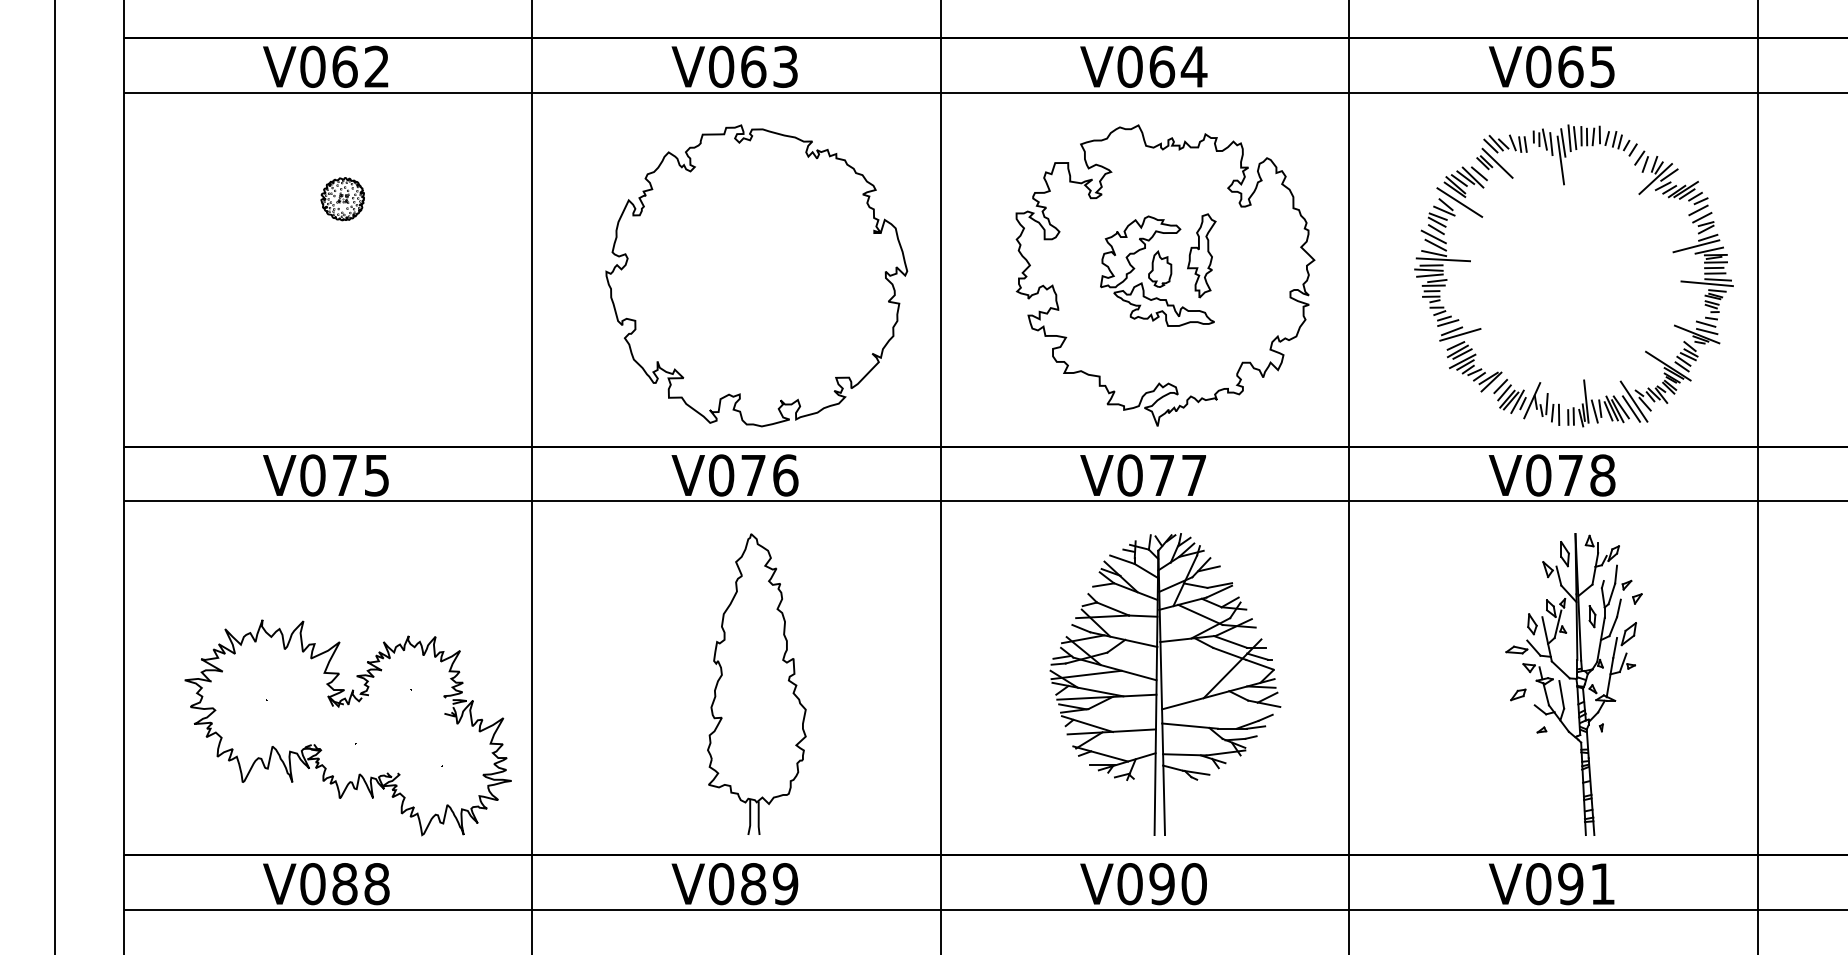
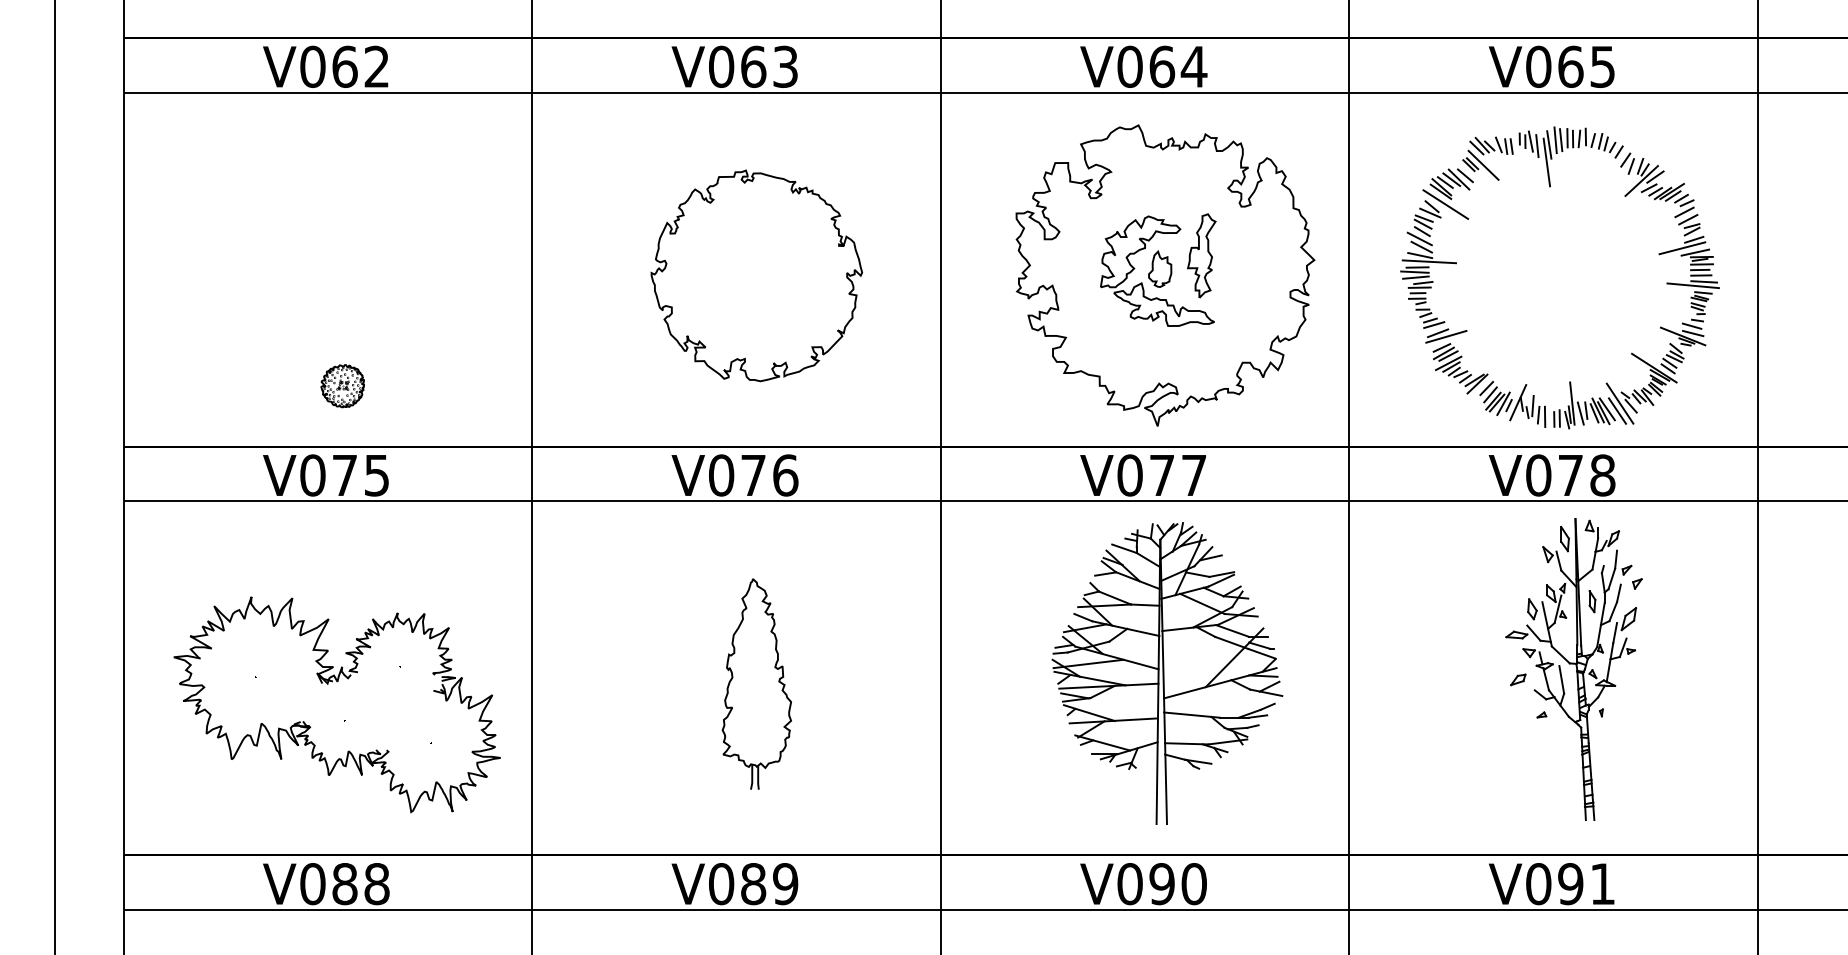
part position: (1564, 185) -> (1550, 187) (1550, 187)
part position: (342, 199) -> (342, 386) (342, 386)
part size: 304x304 px -> 214x214 px (756, 275)
part size: 100x302 px -> 71x212 px (756, 683)
part position: (1165, 684) -> (1167, 673) (1167, 673)
part position: (1573, 684) -> (1573, 669) (1573, 669)
part position: (355, 743) -> (344, 720) (344, 720)
